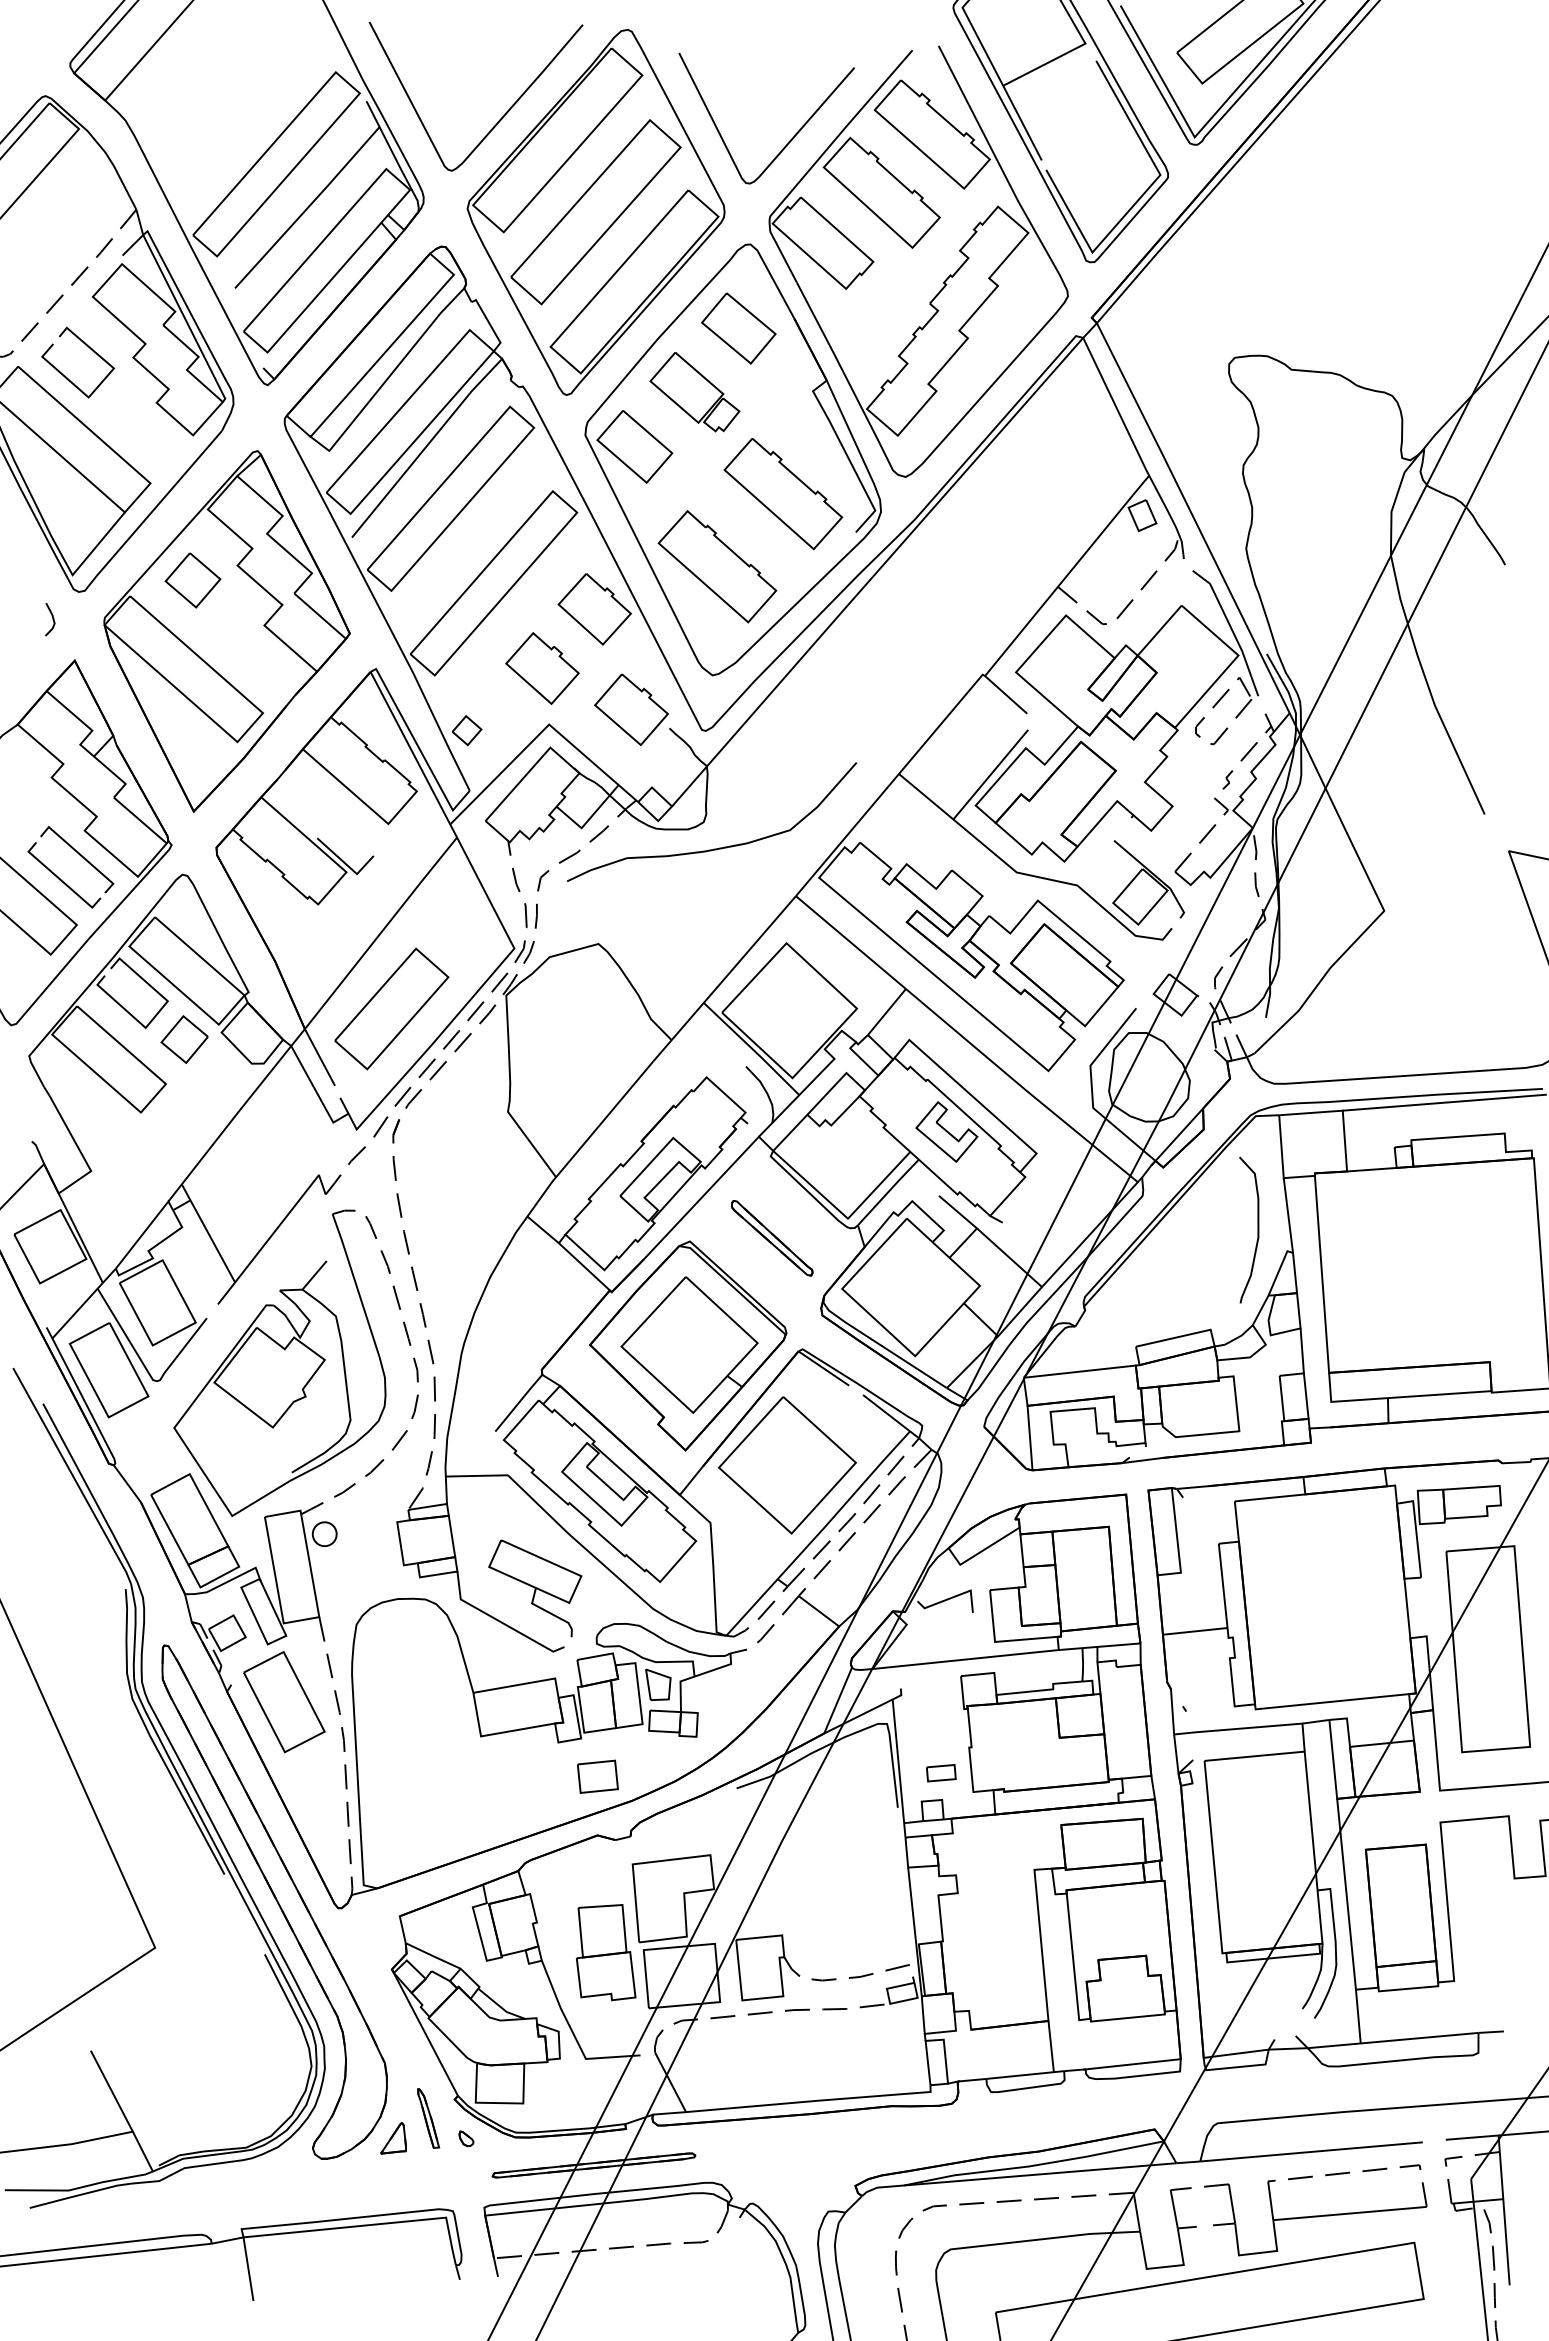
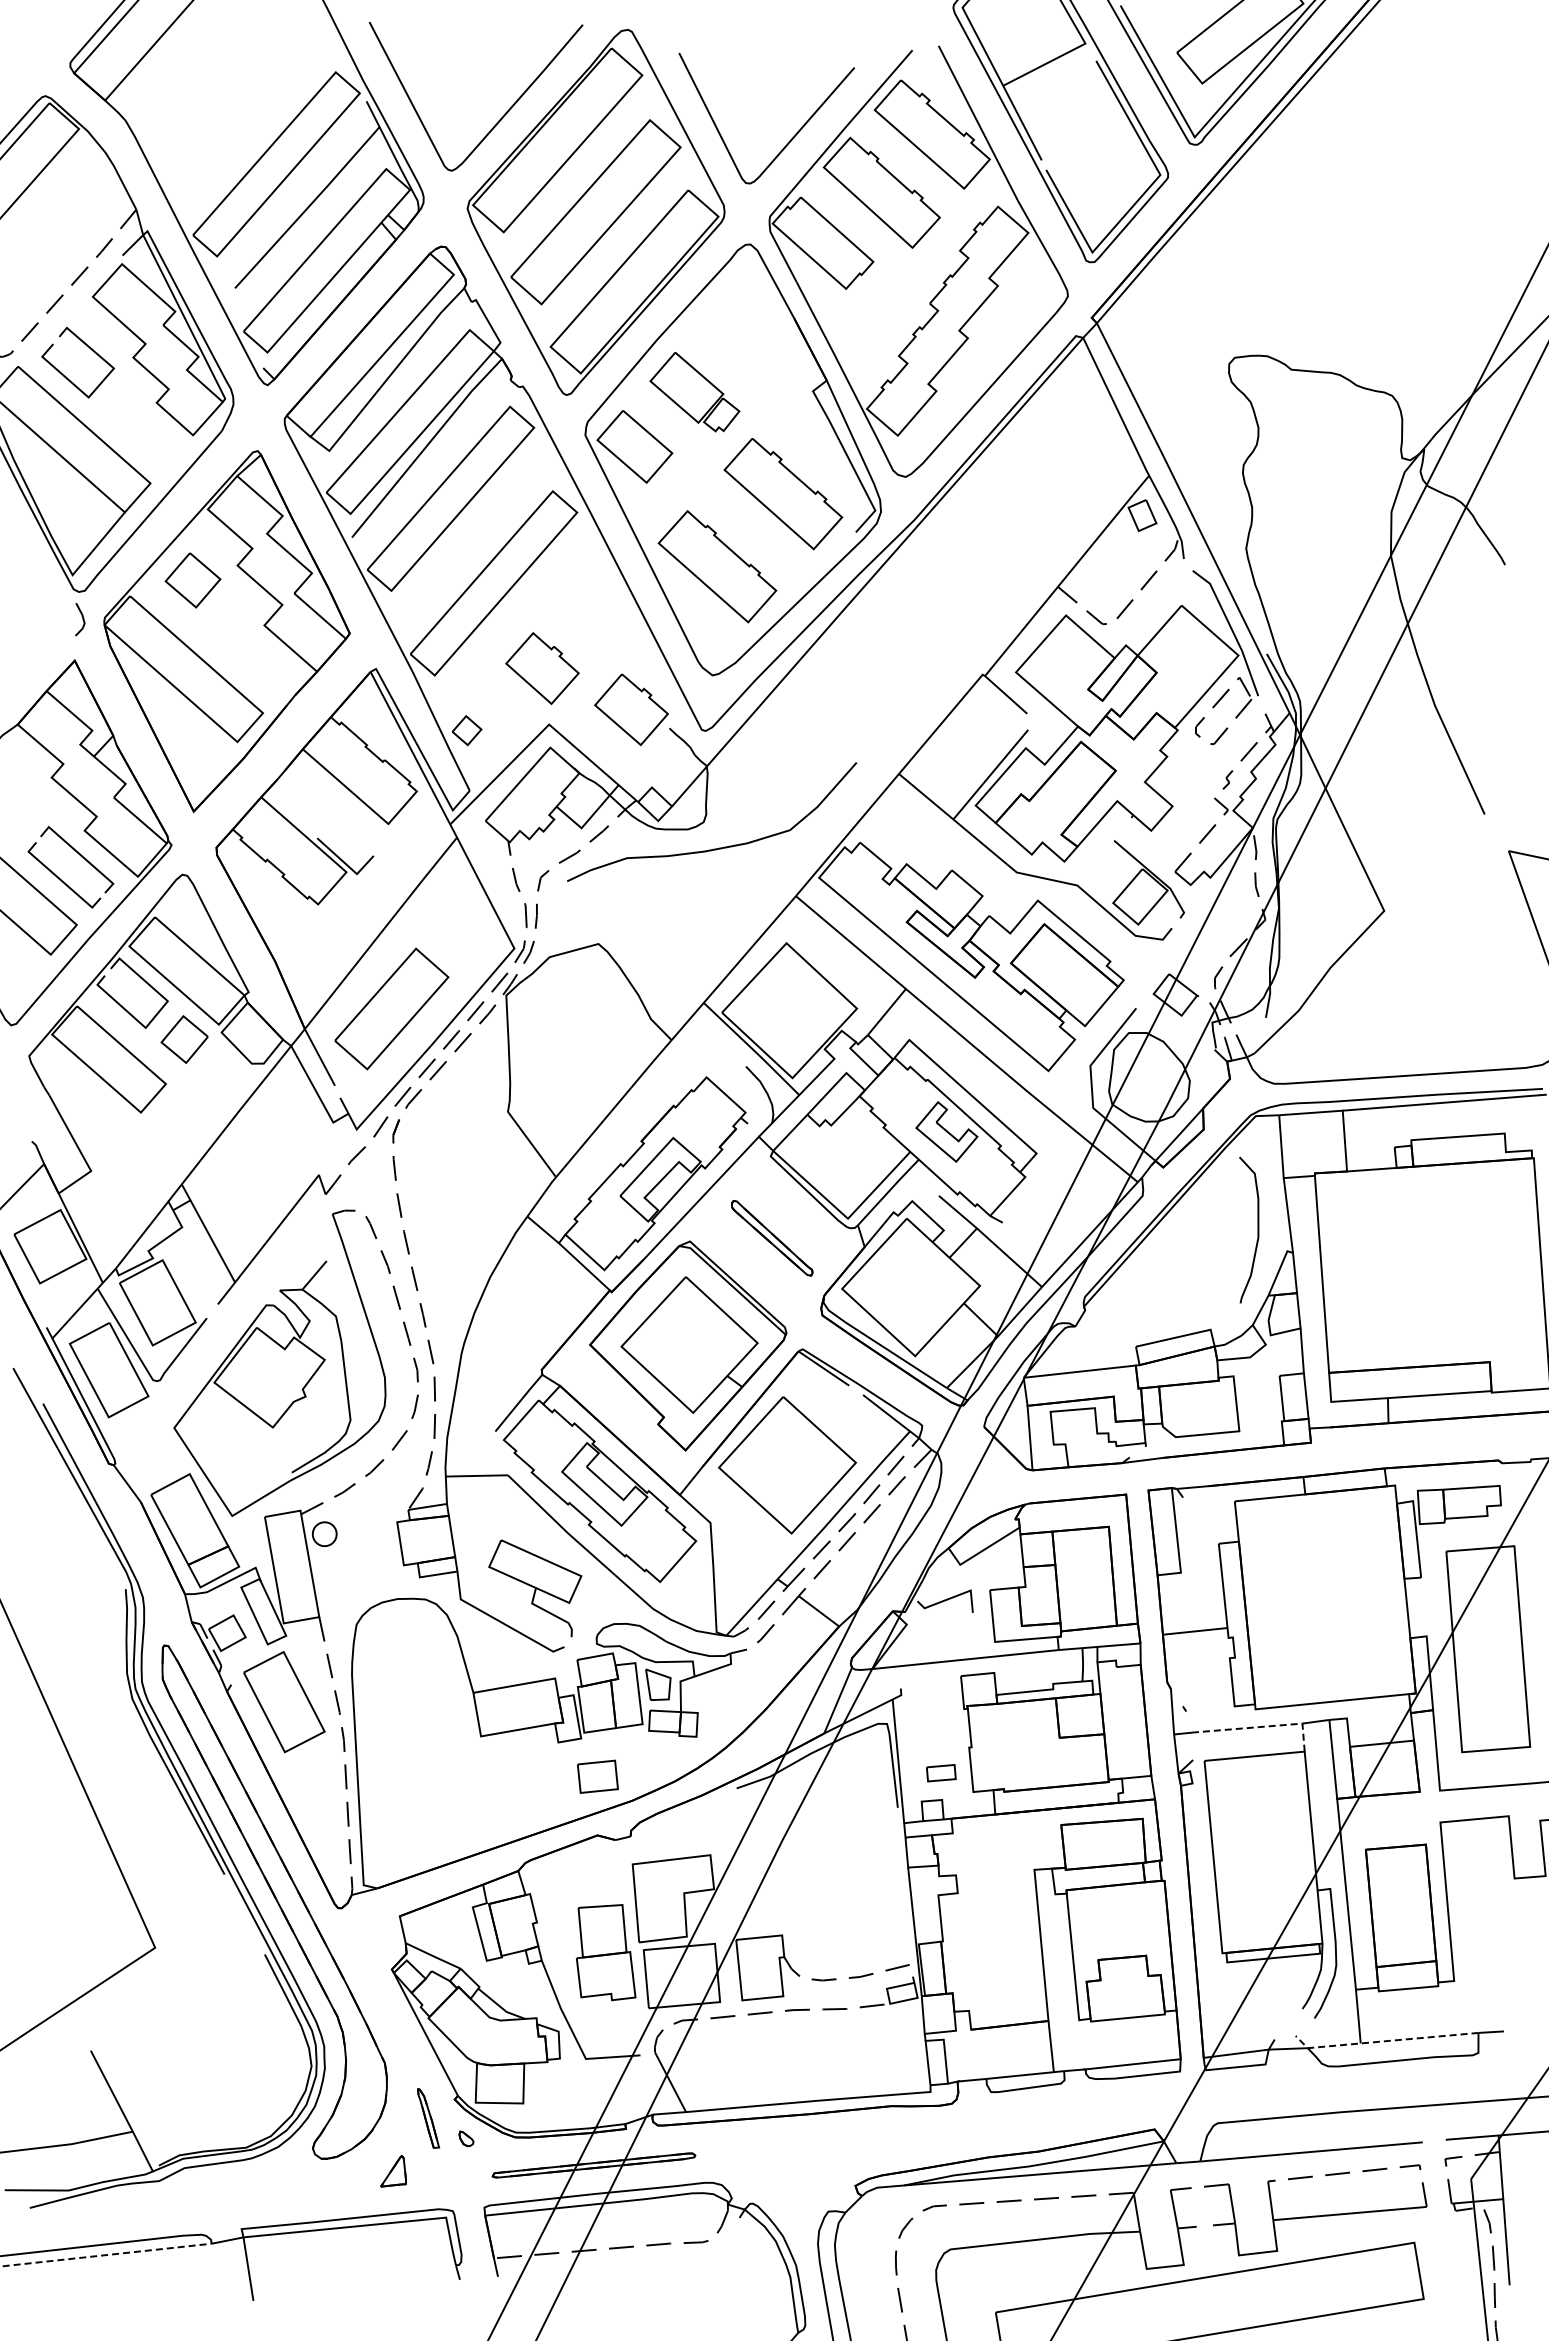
part: present -> none (738, 328)
part: present -> none (594, 609)
line position: (52, 619) -> (82, 619) (82, 619)
line: solid -> dashed (1263, 1726)
line: solid -> dashed (1383, 2041)
part position: (393, 2138) -> (393, 2171) (393, 2171)
line: solid -> dashed (106, 2255)
